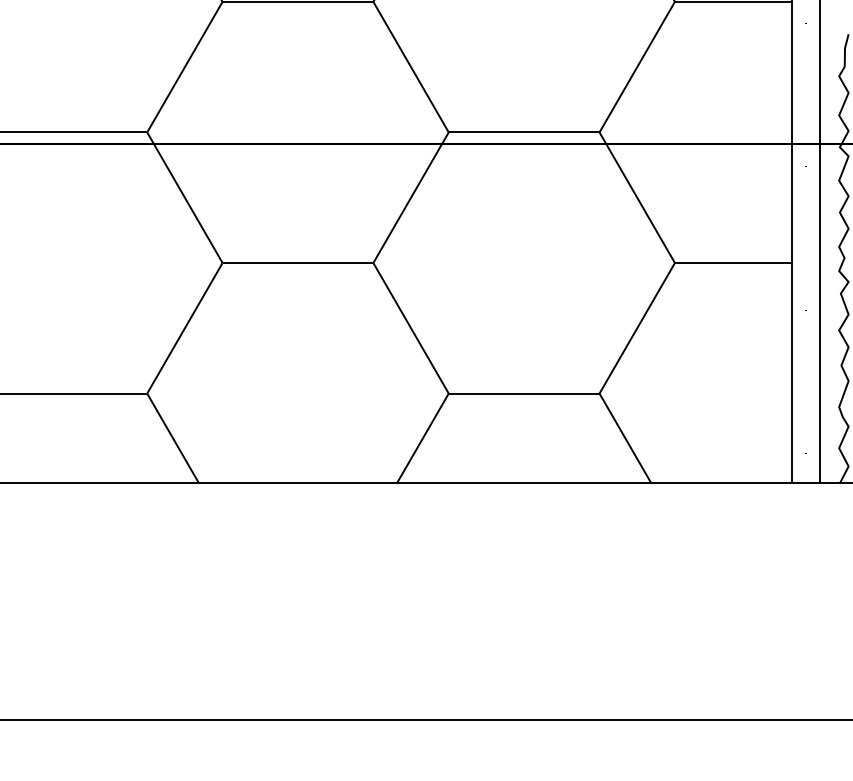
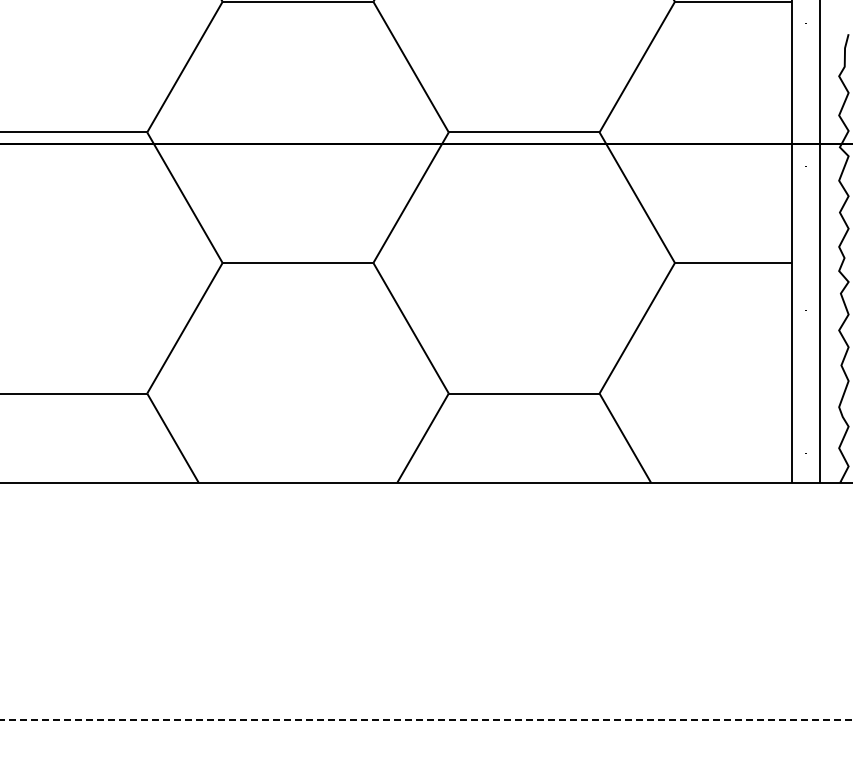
line: solid -> dashed (426, 720)
